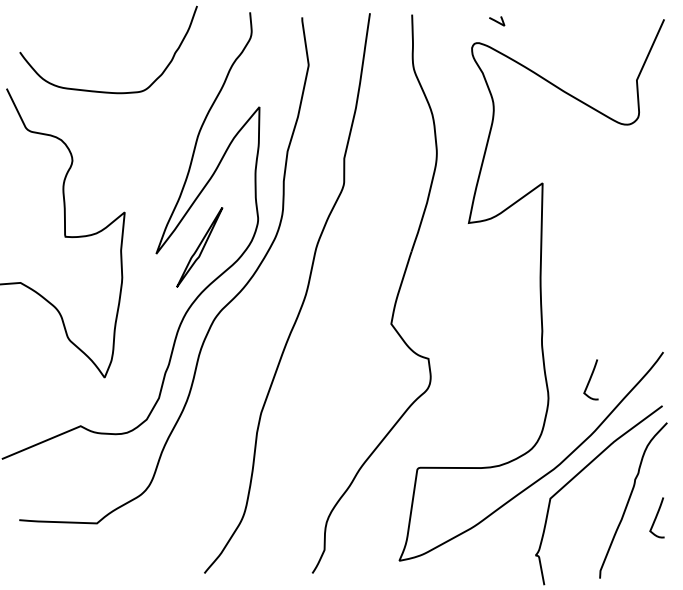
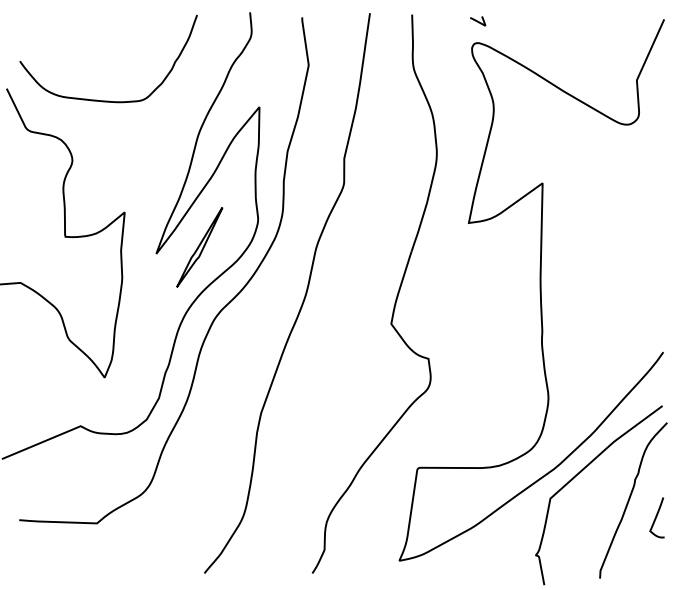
curve position: (497, 21) -> (478, 21) (478, 21)
curve position: (108, 91) -> (108, 100) (108, 100)
curve: present -> none (590, 379)
